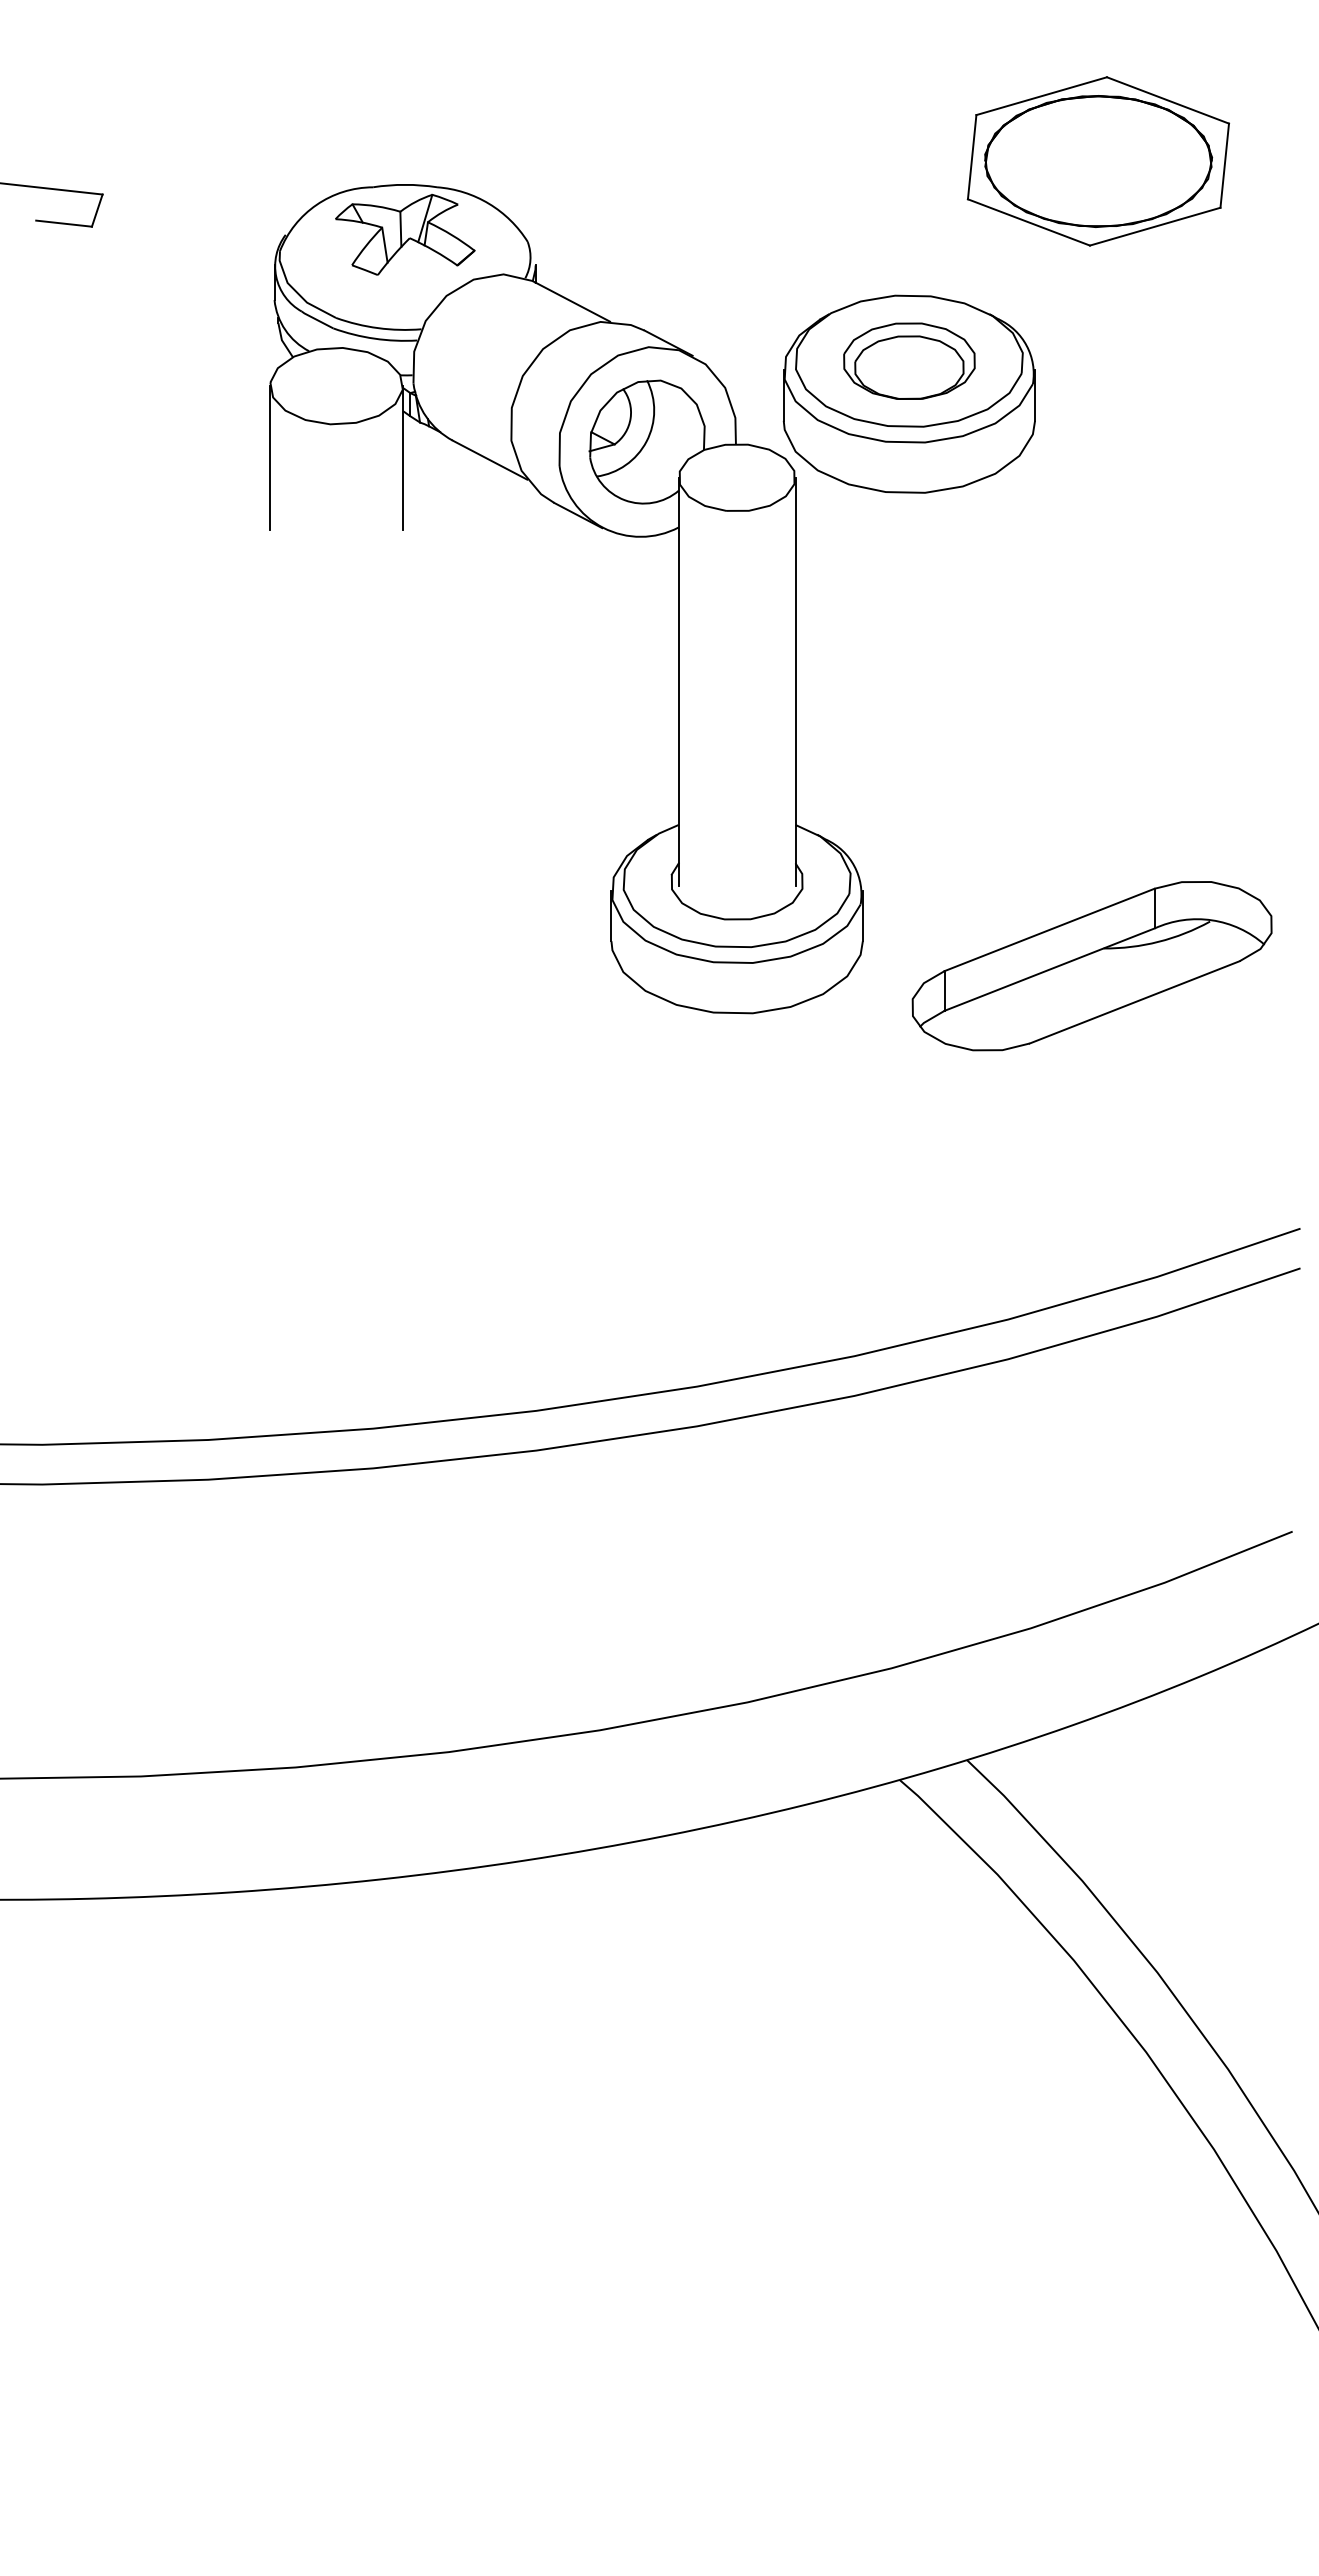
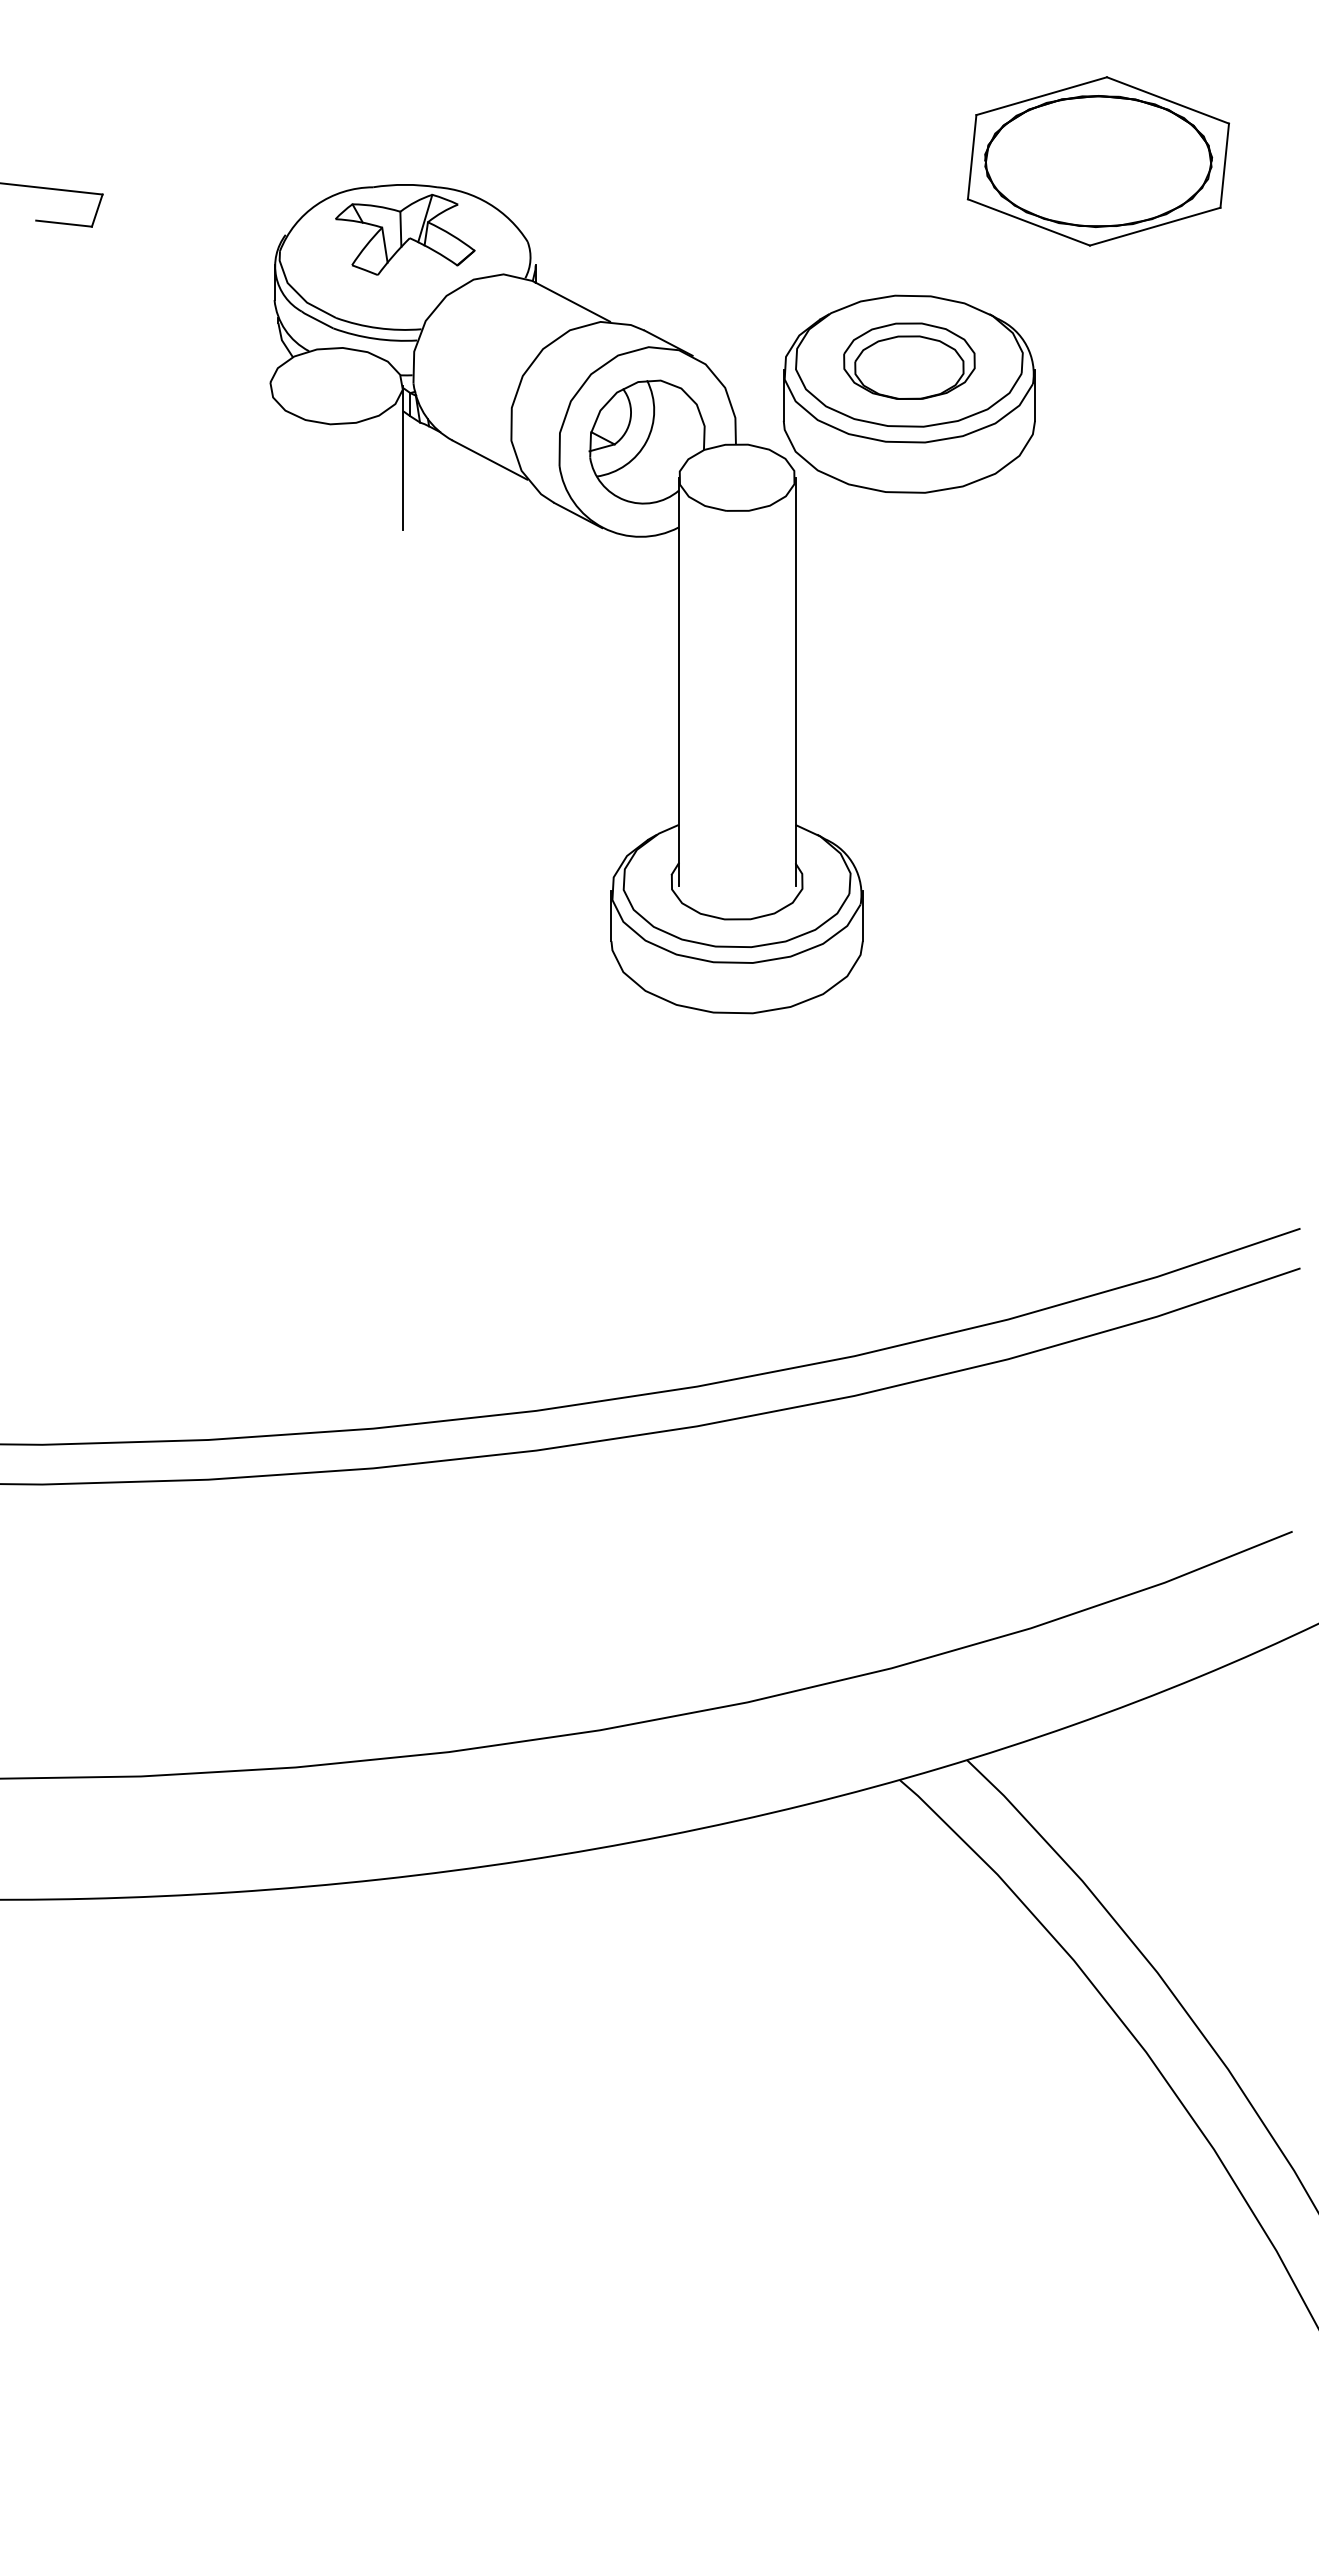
line: present -> none (270, 458)
part: present -> none (1091, 966)
